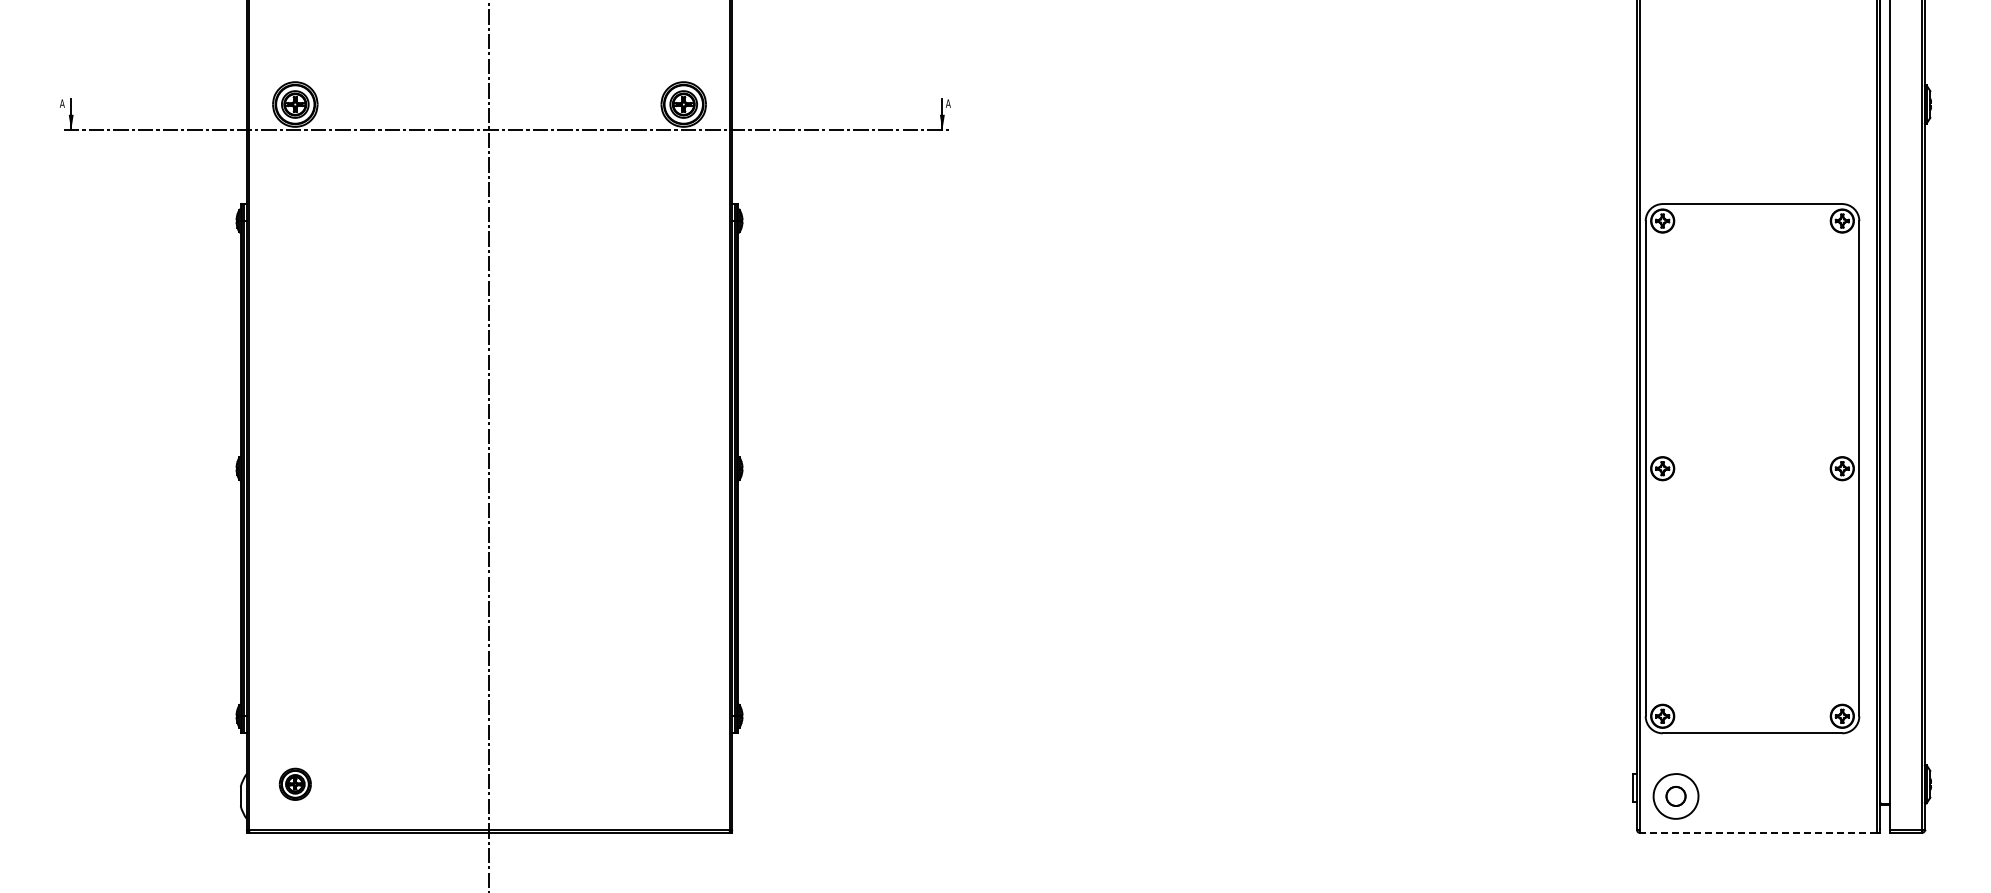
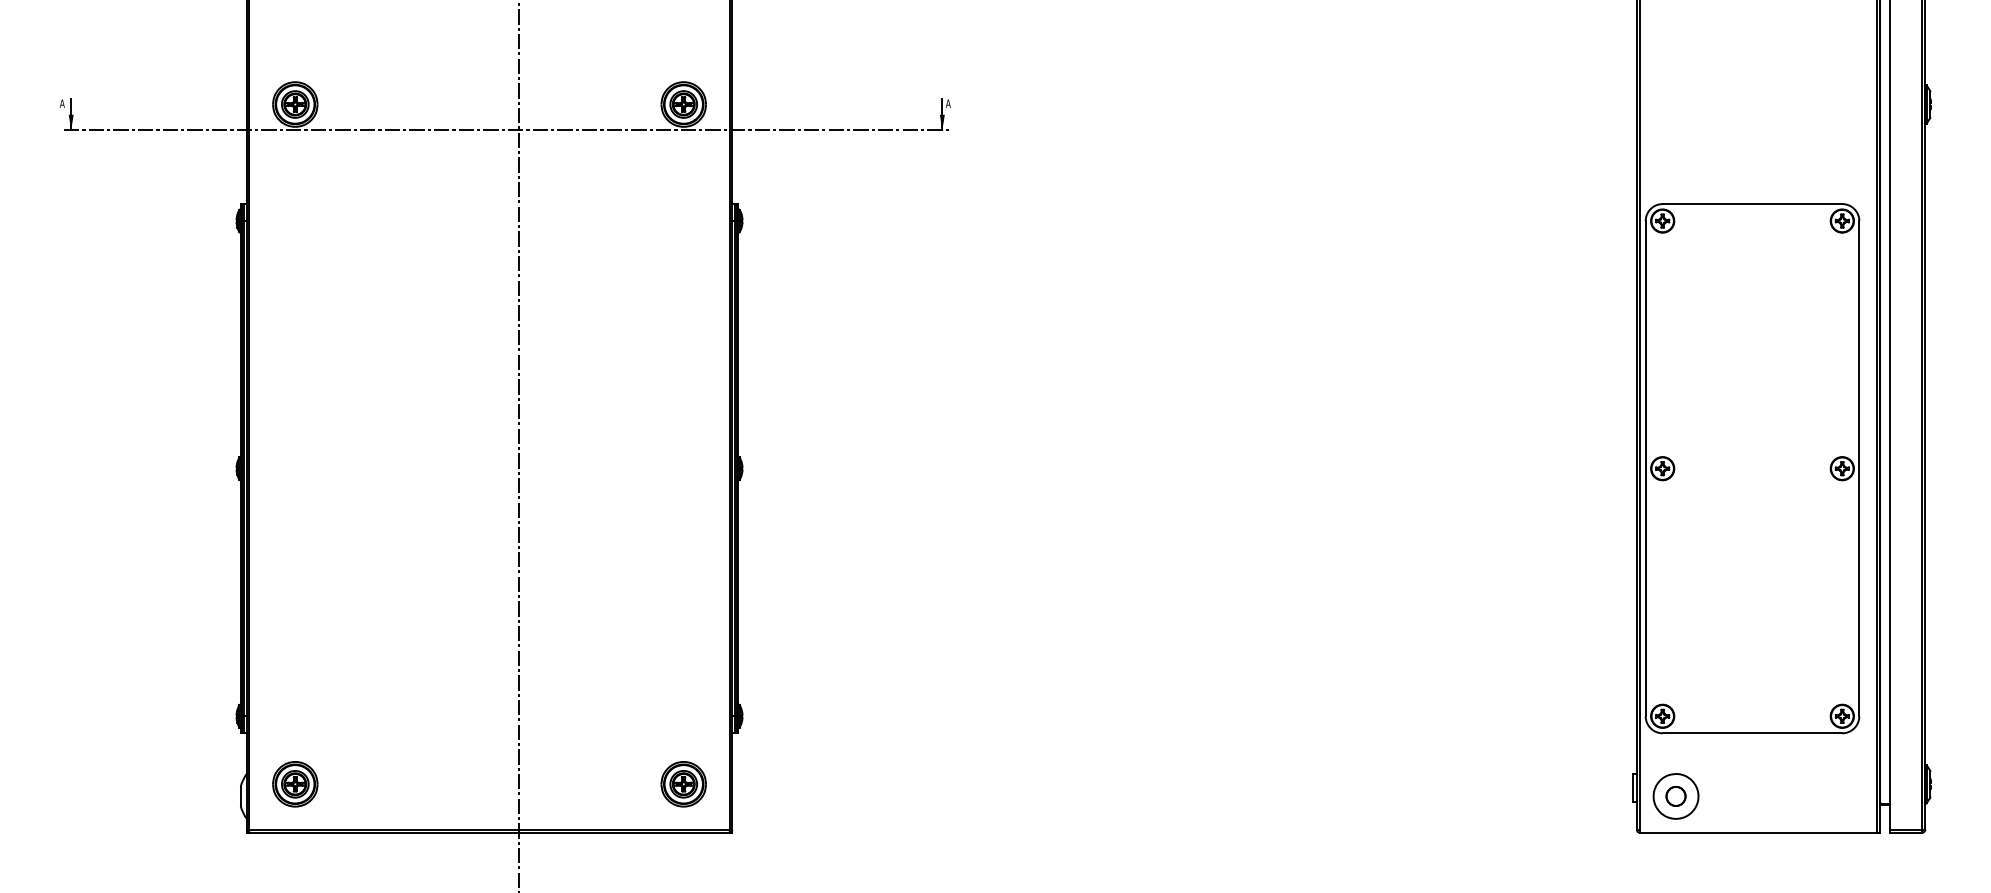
line position: (489, 445) -> (519, 445) (519, 445)
part size: 34x34 px -> 47x47 px (295, 784)
part: none -> present (683, 784)
line: dashed -> solid (1758, 832)
